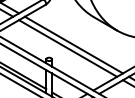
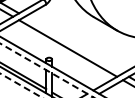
line: present -> none (73, 44)
line: solid -> dashed (47, 70)
line: solid -> dashed (21, 85)
